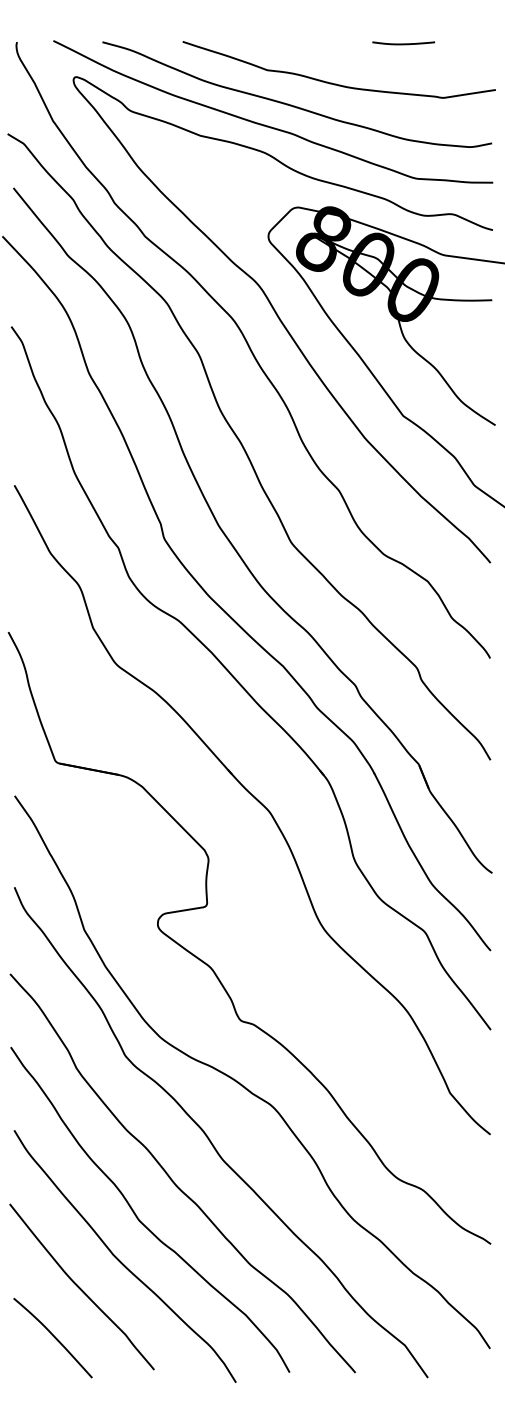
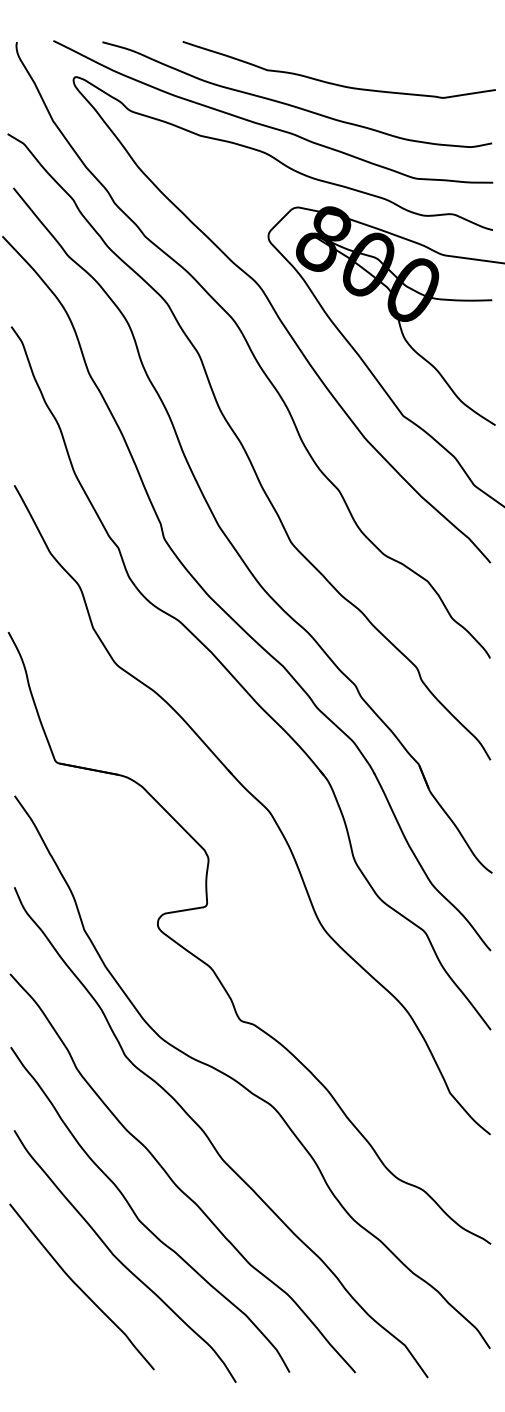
curve: present -> none (403, 43)
curve: present -> none (52, 1336)
